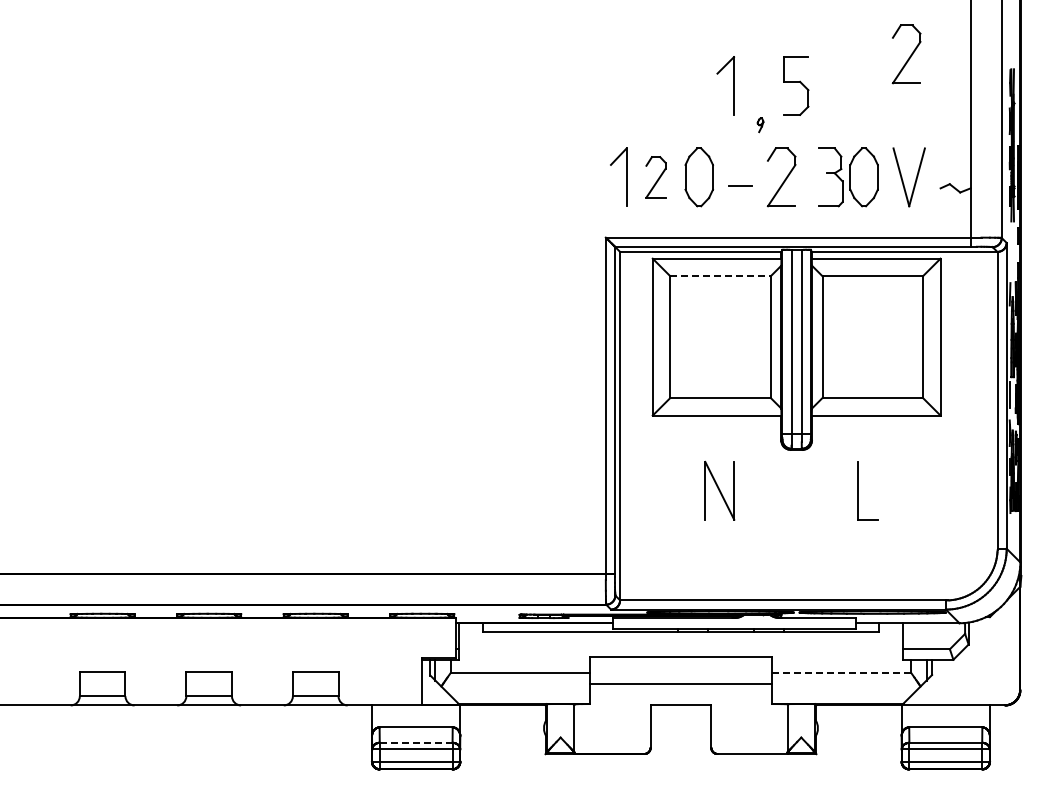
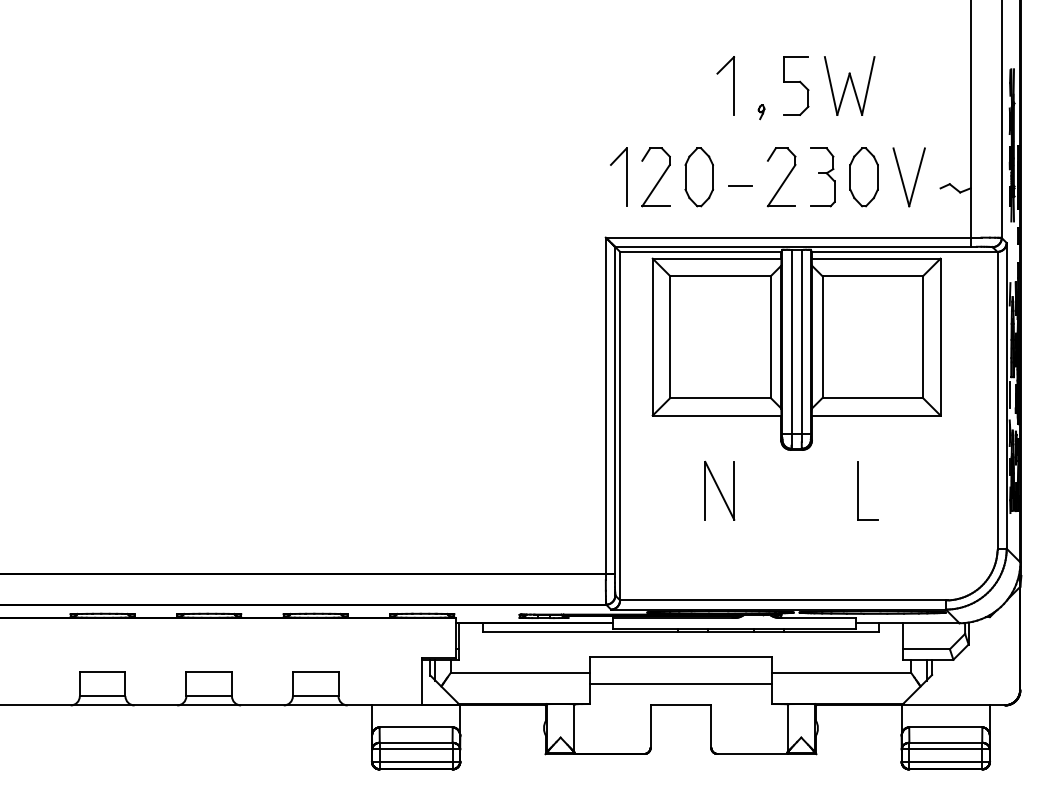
part: present -> none (906, 54)
part: none -> present (849, 85)
part position: (760, 125) -> (761, 112) (761, 112)
part size: 22x43 px -> 30x61 px (655, 177)
part position: (830, 177) -> (822, 177) (822, 177)
line: dashed -> solid (721, 276)
line: dashed -> solid (841, 673)
line: dashed -> solid (415, 742)
